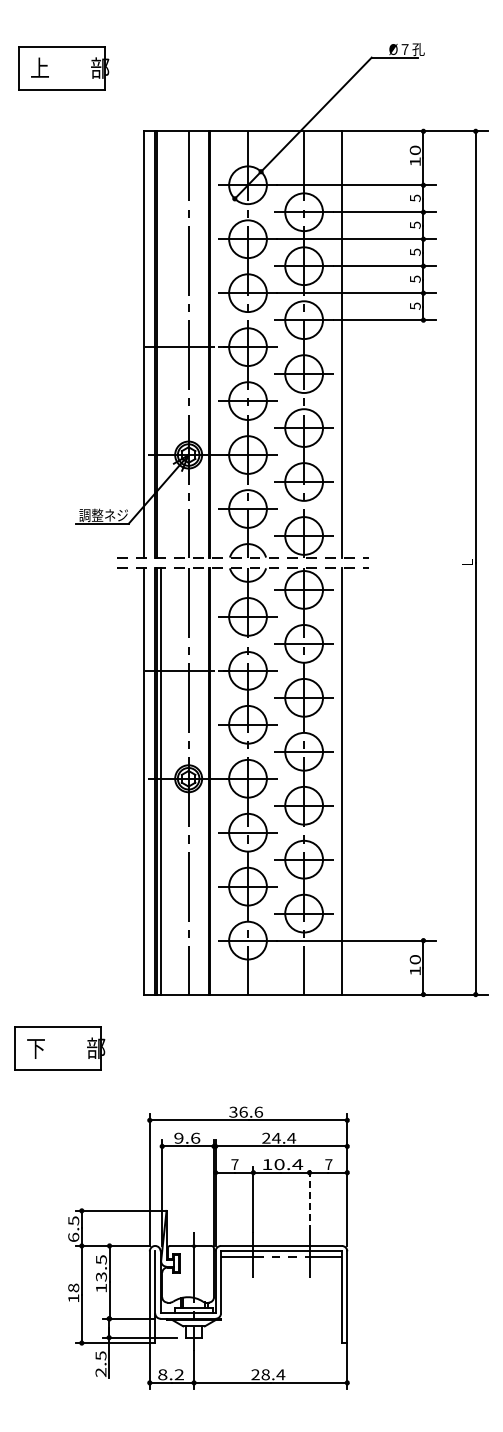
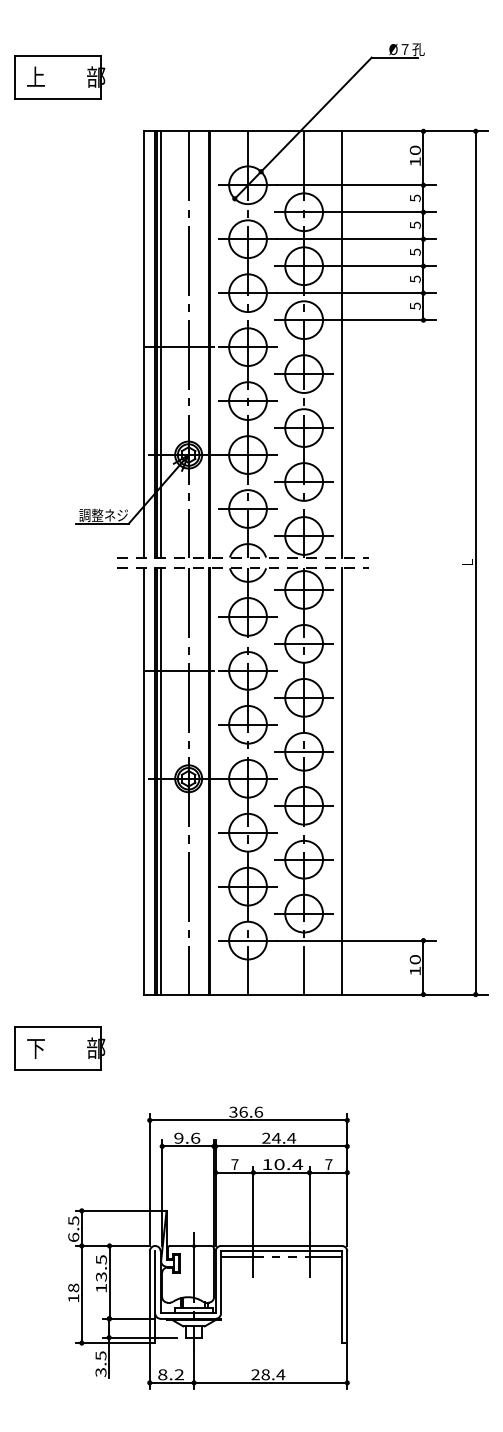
part position: (63, 68) -> (59, 77) (59, 77)
line: none -> present (161, 344)
line: dashed -> solid (309, 1199)
text: 2.5 -> 3.5 (101, 1372)
